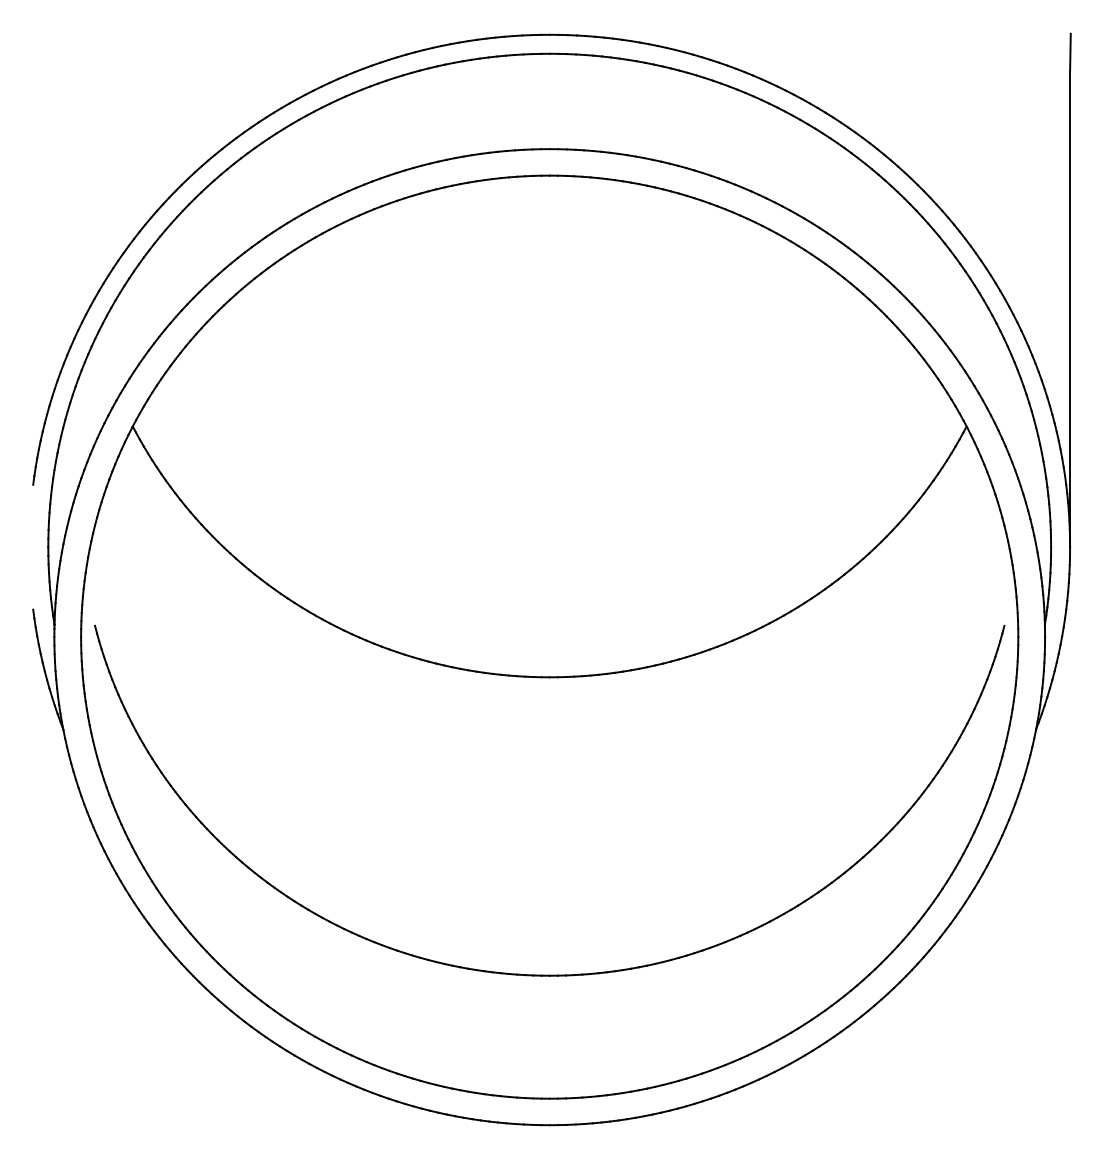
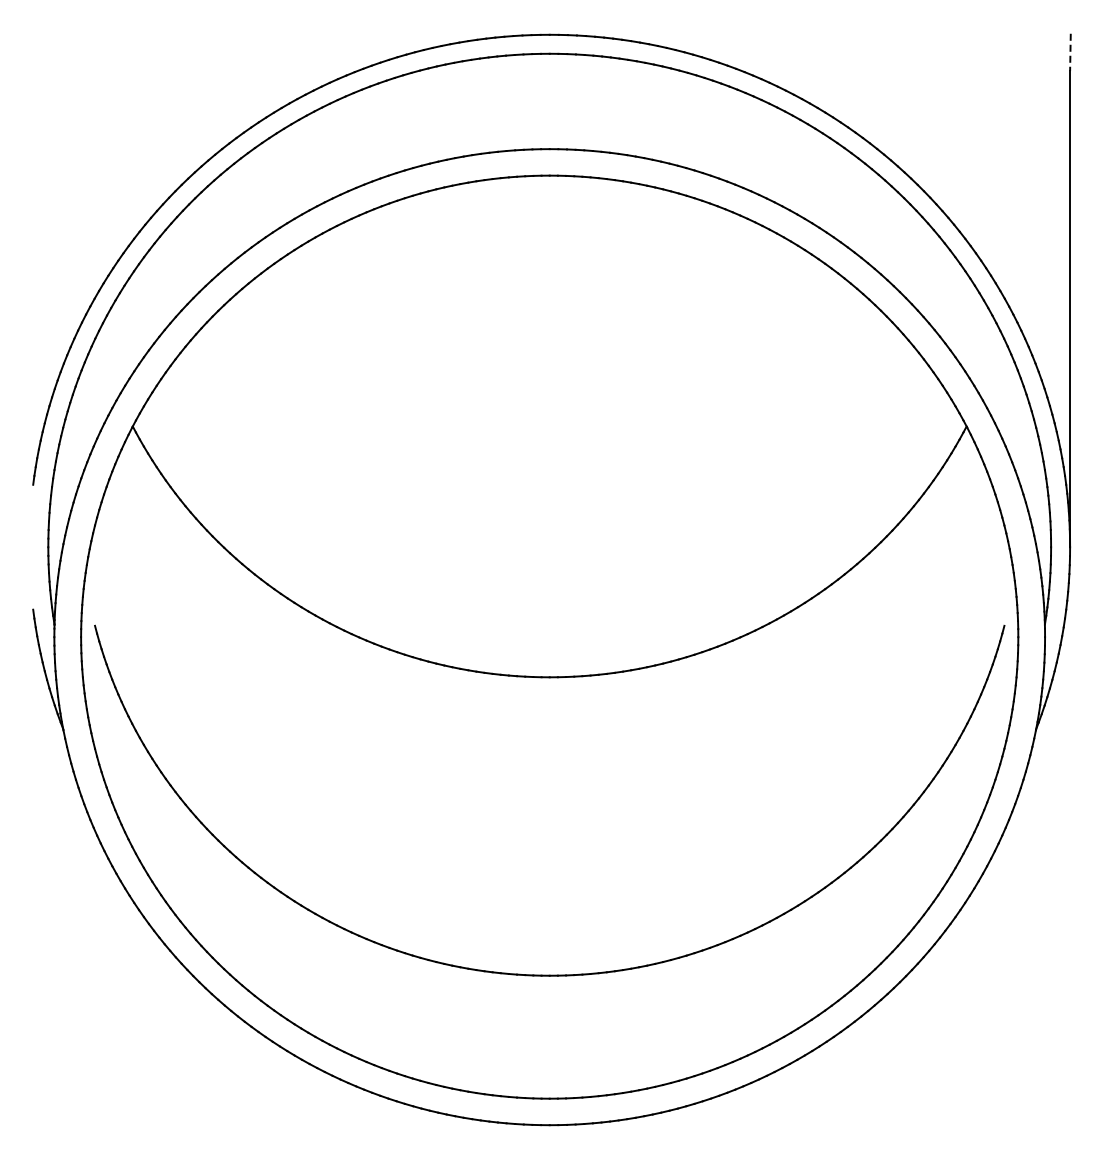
line: solid -> dashed (1070, 52)
